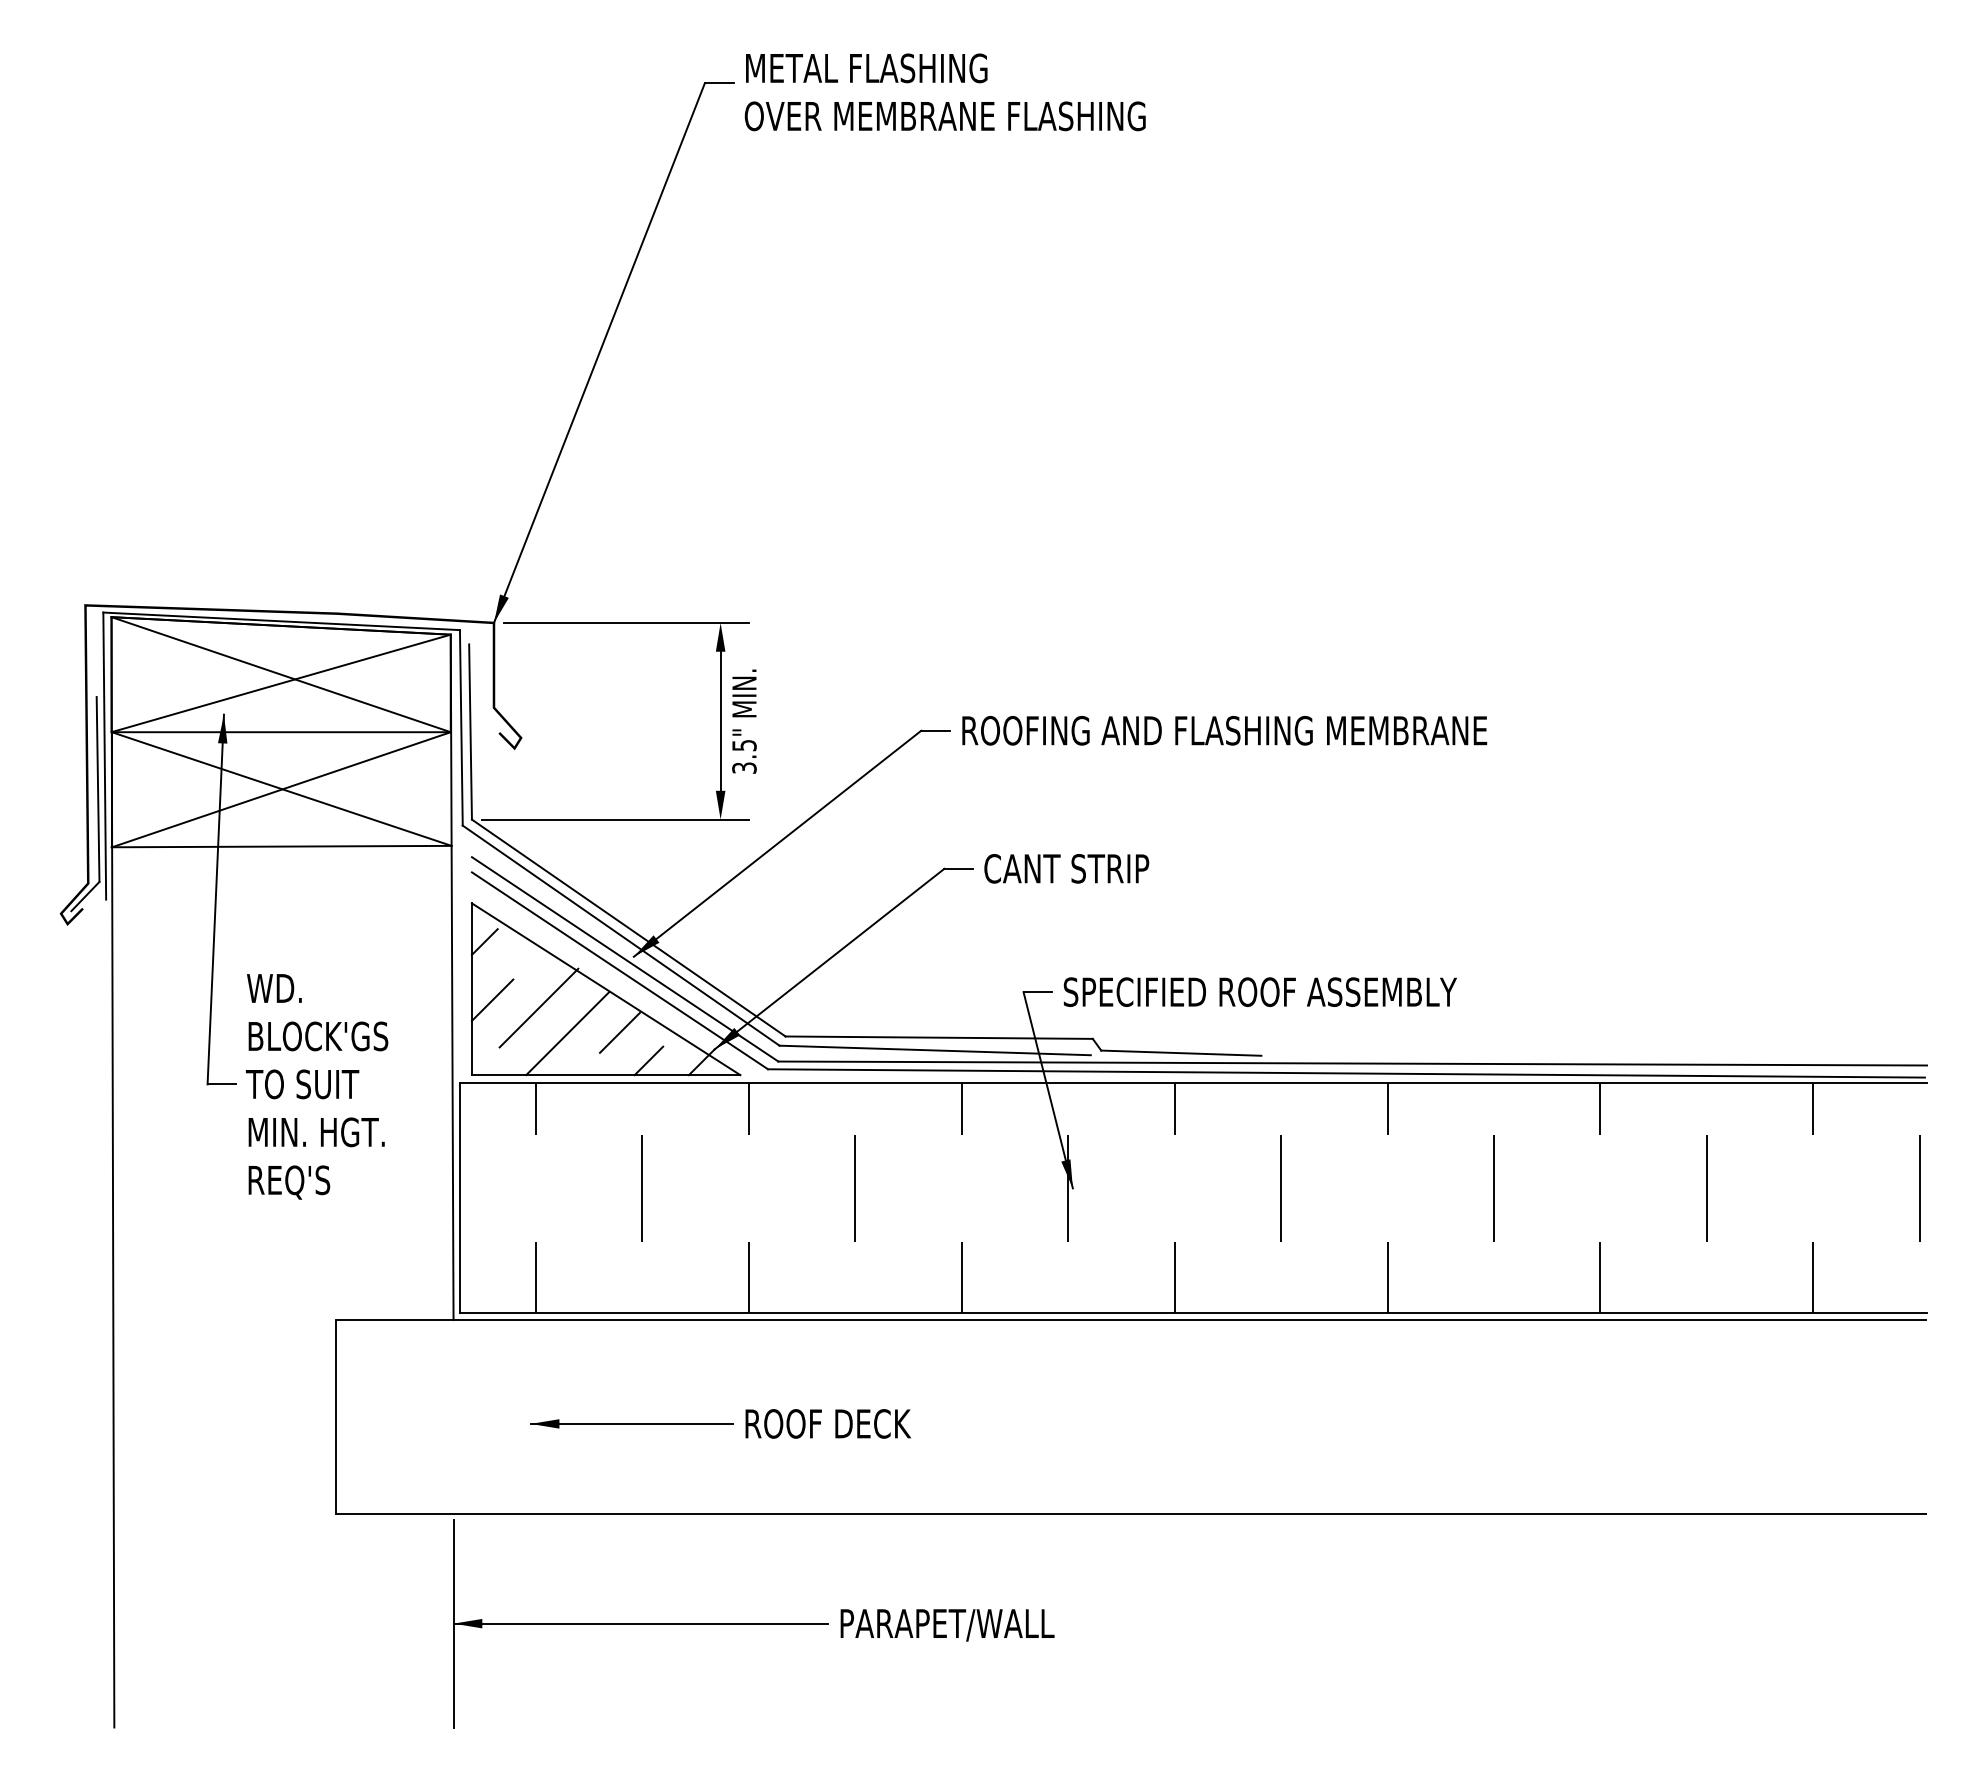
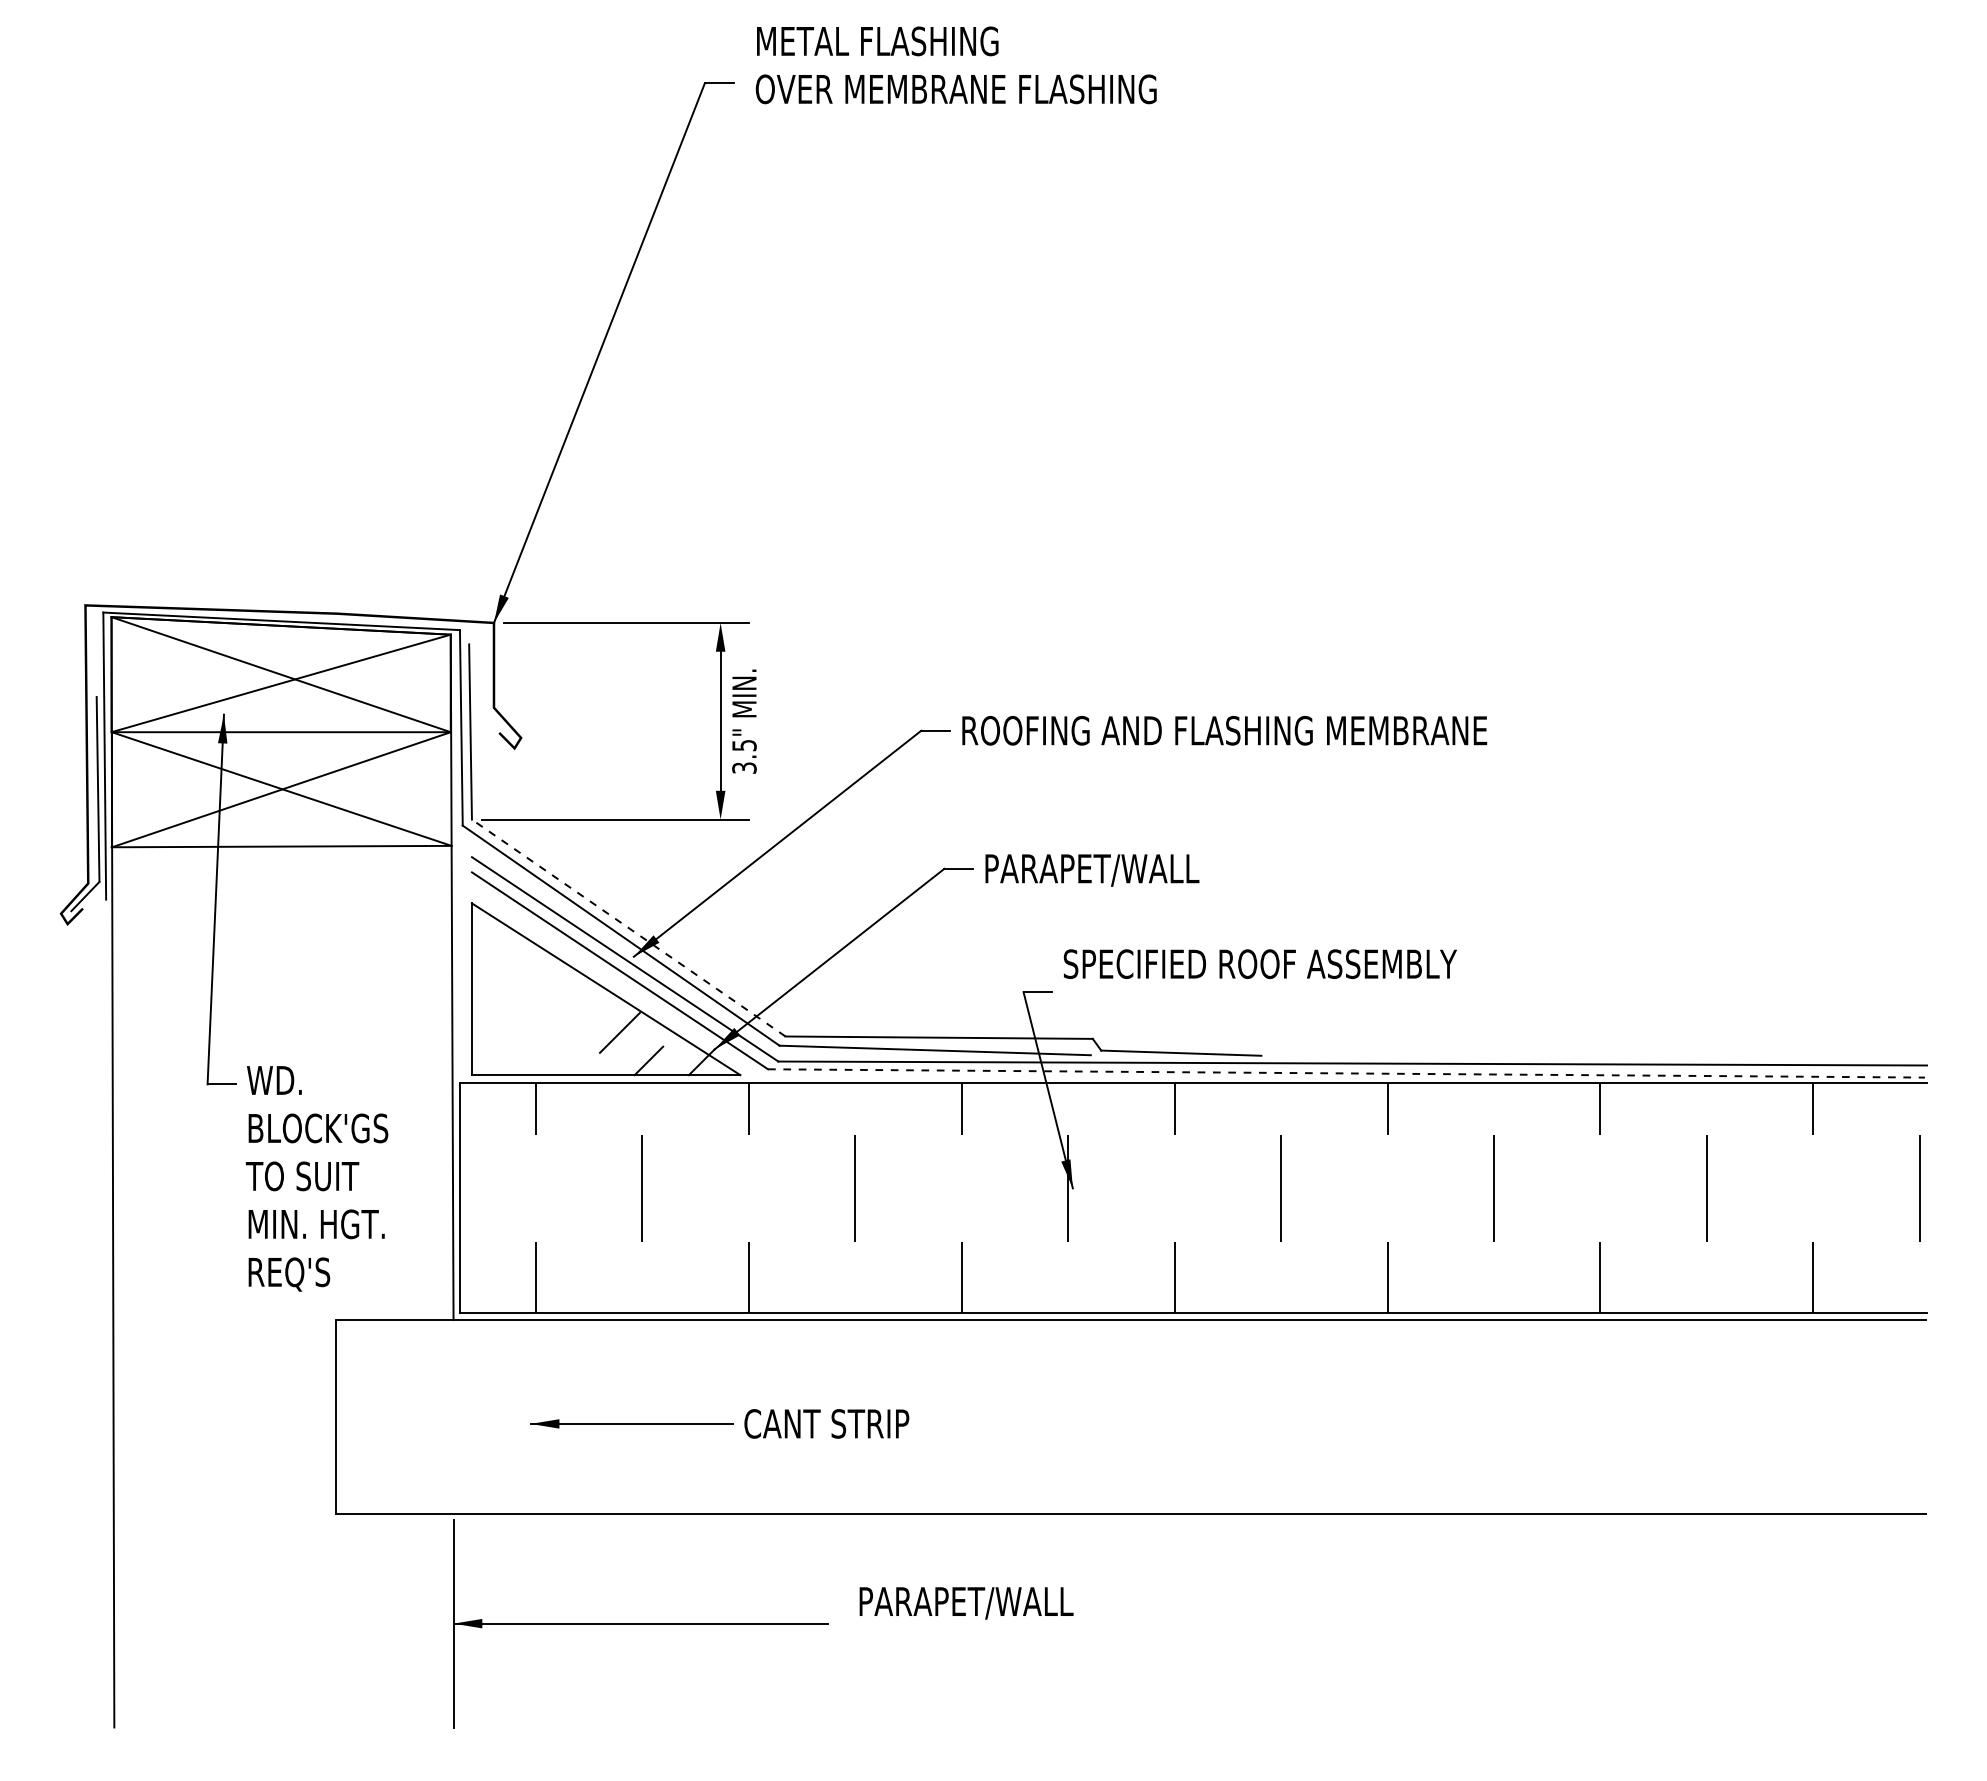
text position: (944, 92) -> (955, 65) (955, 65)
text: CANT STRIP -> PARAPET/WALL (1091, 870)
line: solid -> dashed (628, 928)
line: present -> none (484, 941)
text position: (1259, 991) -> (1259, 963) (1259, 963)
line: present -> none (492, 999)
line: present -> none (538, 1007)
line: present -> none (567, 1033)
line: solid -> dashed (1347, 1073)
text position: (317, 1086) -> (317, 1178) (317, 1178)
text: ROOF DECK -> CANT STRIP (827, 1423)
text position: (947, 1625) -> (966, 1603) (966, 1603)
